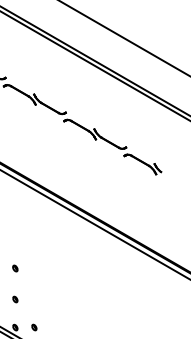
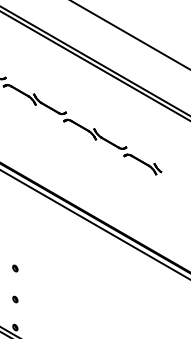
line position: (124, 38) -> (130, 35) (130, 35)
part: present -> none (34, 327)
